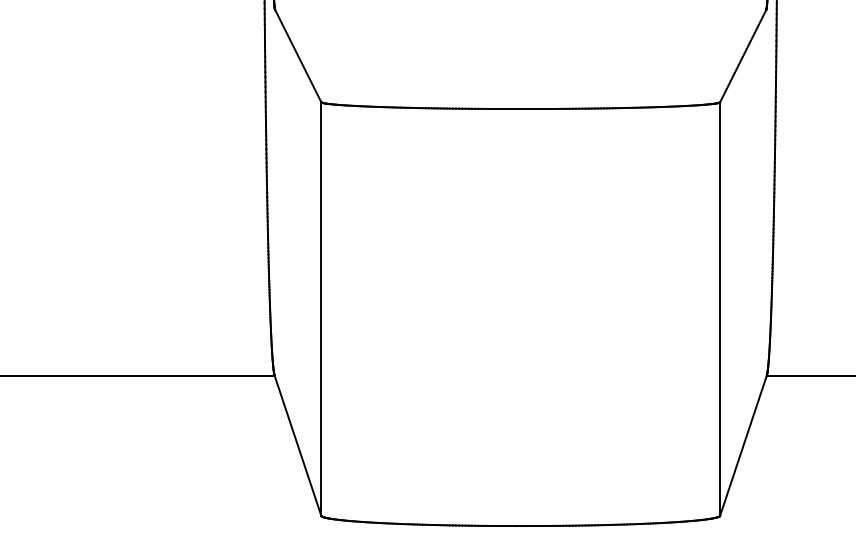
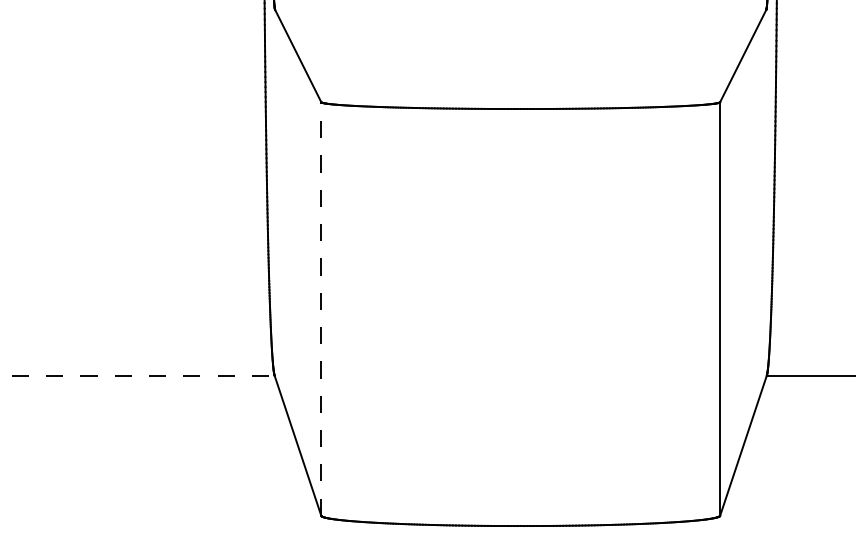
line: solid -> dashed (321, 308)
line: solid -> dashed (137, 375)
